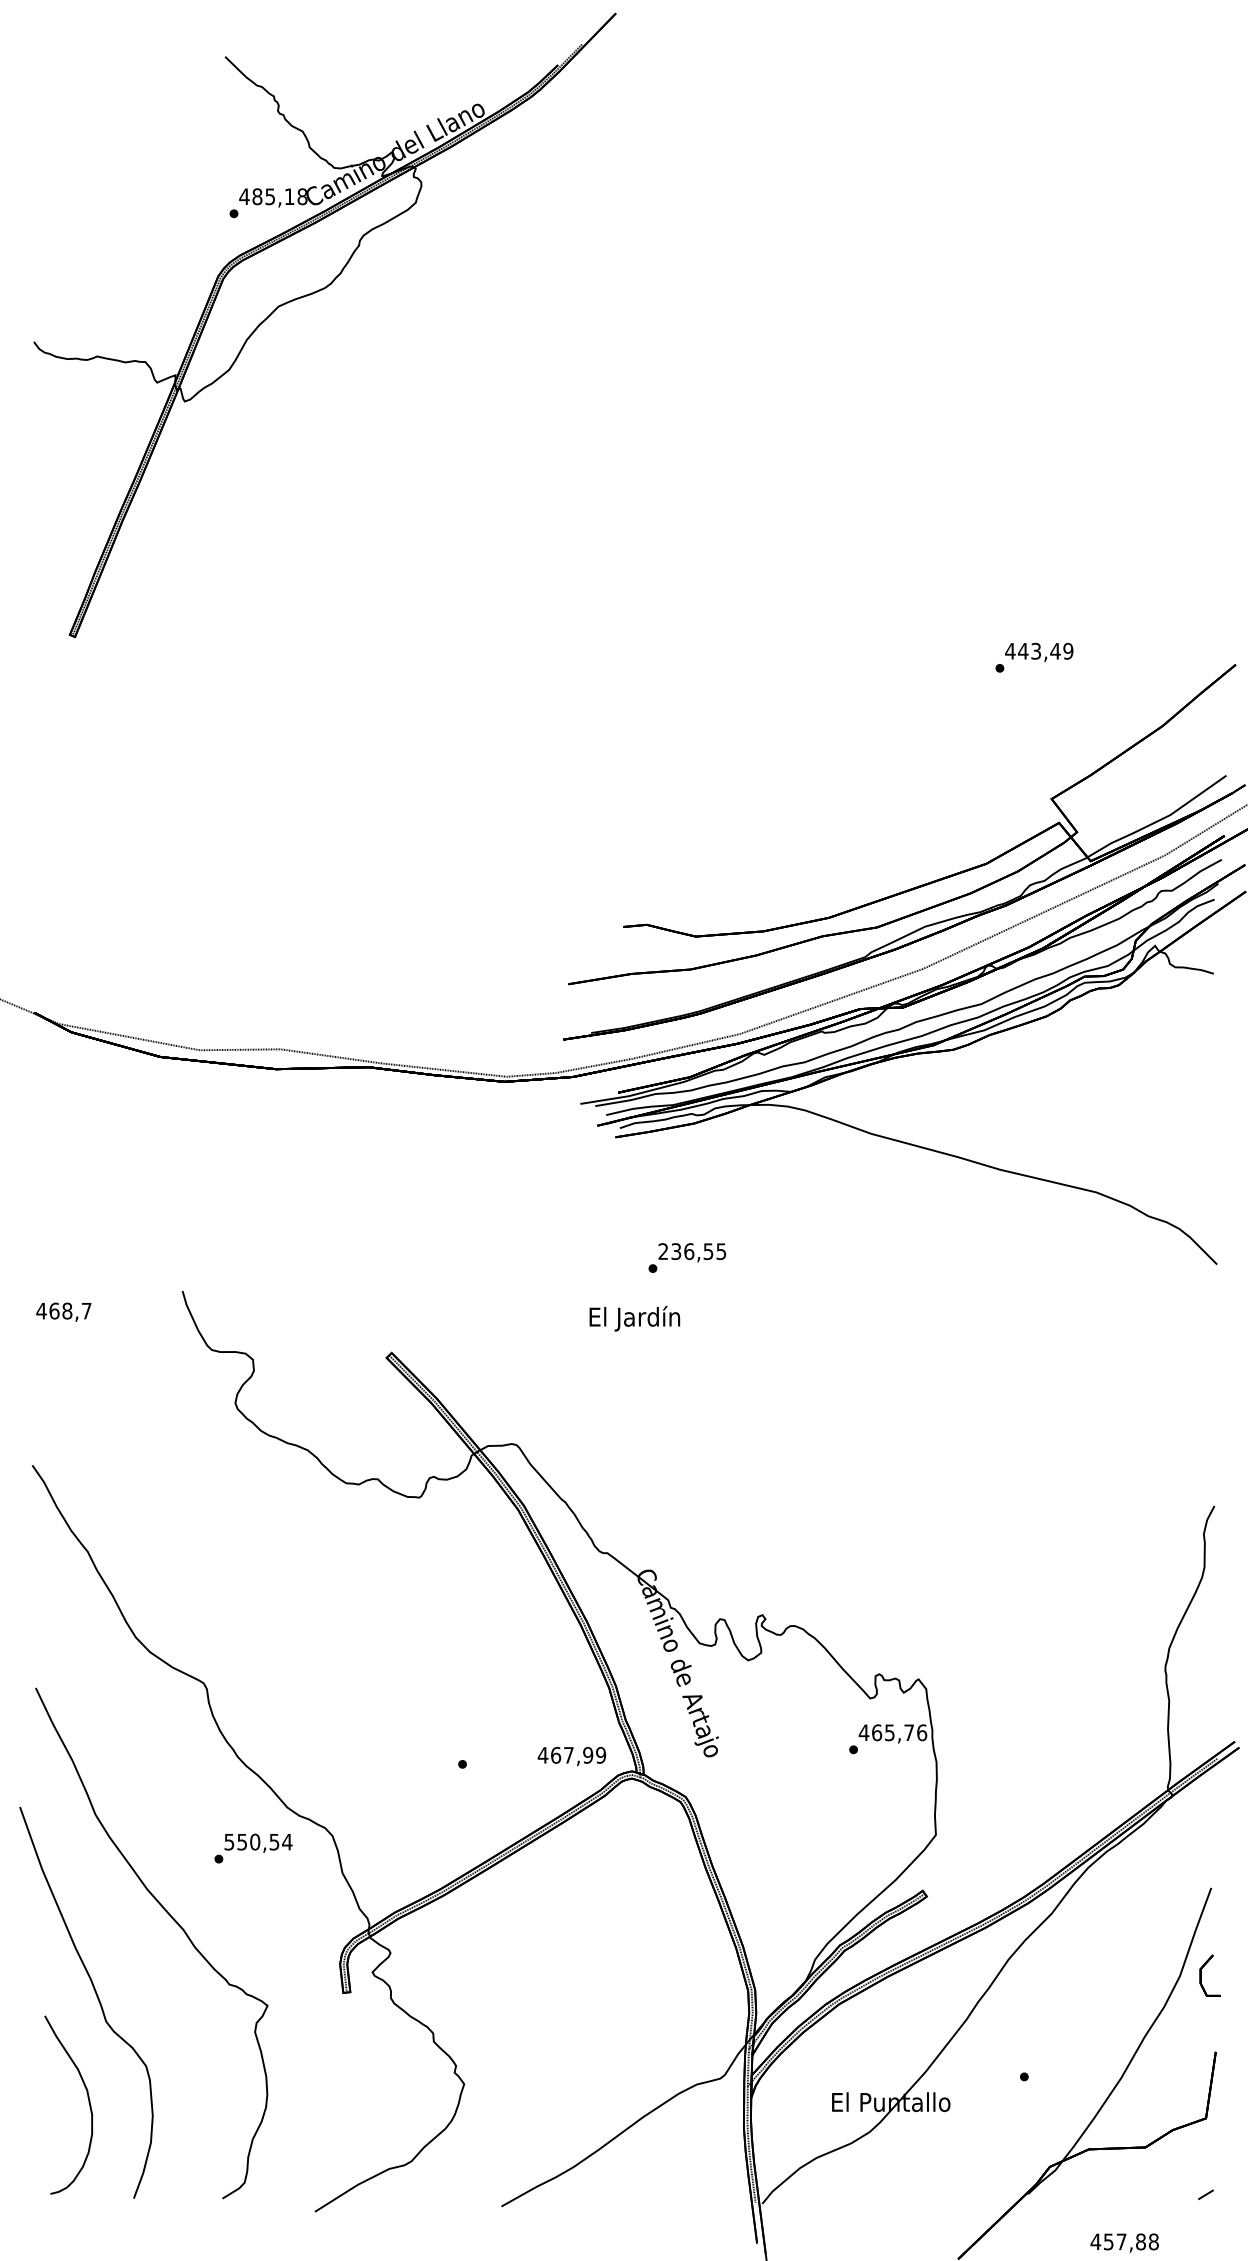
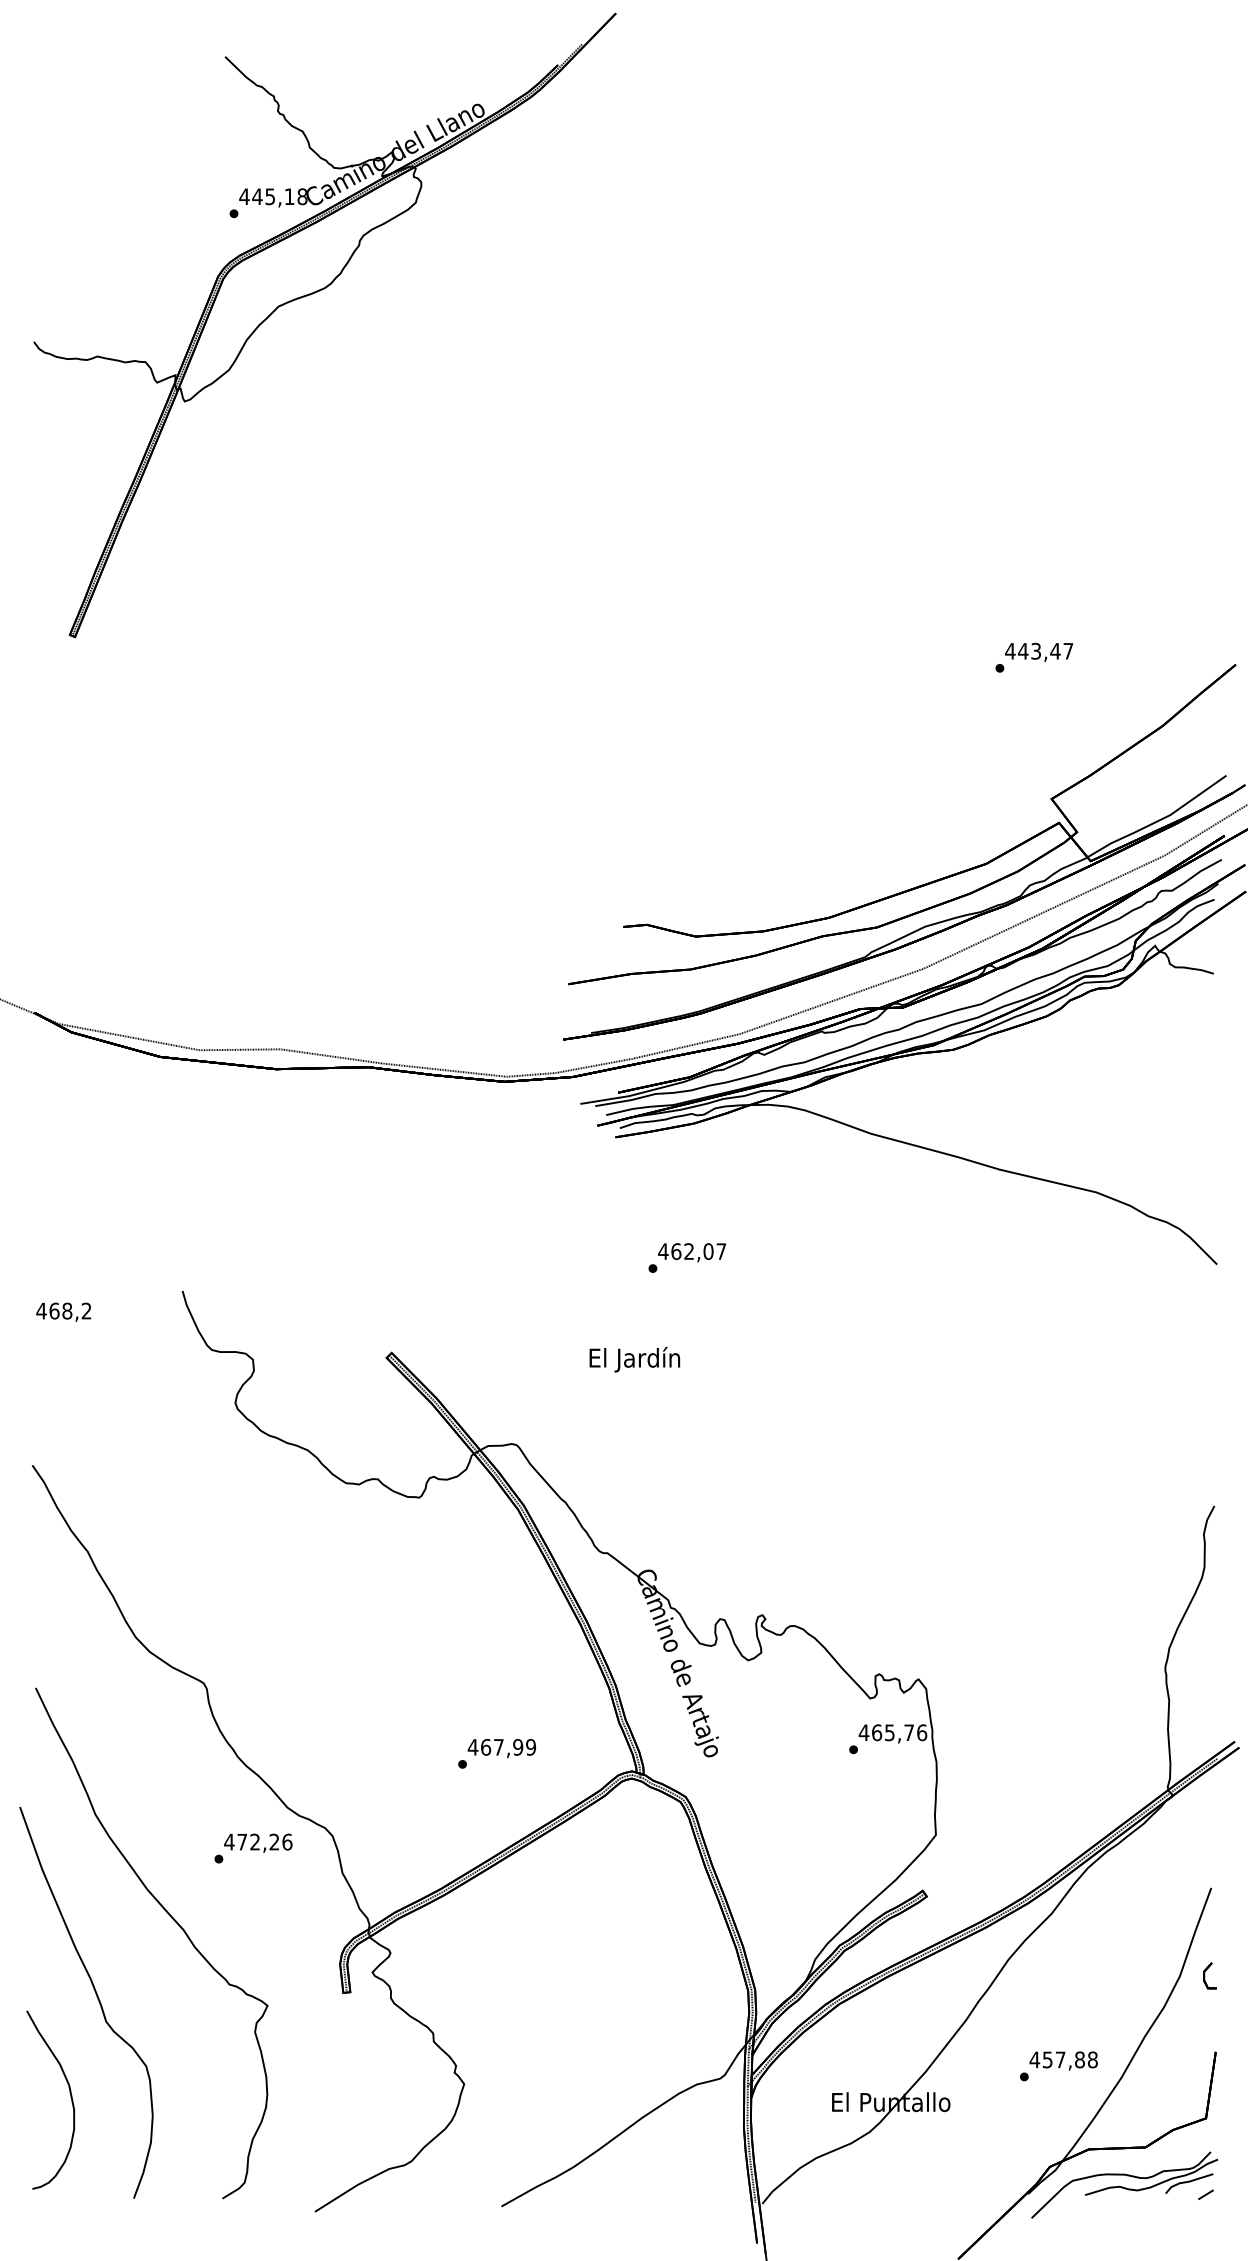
text: 485,18 -> 445,18 (257, 196)
text: 443,49 -> 443,47 (1068, 650)
text: 236,55 -> 462,07 (692, 1251)
text: 468,7 -> 468,2 (86, 1310)
text position: (634, 1318) -> (634, 1359) (634, 1359)
text position: (571, 1756) -> (501, 1748) (501, 1748)
text: 550,54 -> 472,26 (258, 1841)
part size: 22x43 px -> 14x28 px (1209, 1975)
curve position: (88, 2102) -> (70, 2097) (70, 2097)
part: none -> present (1124, 2184)
text position: (1124, 2242) -> (1063, 2060) (1063, 2060)
